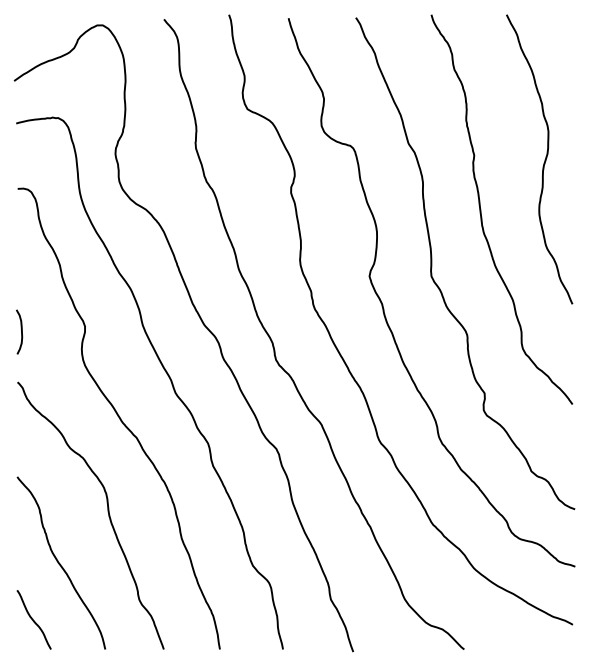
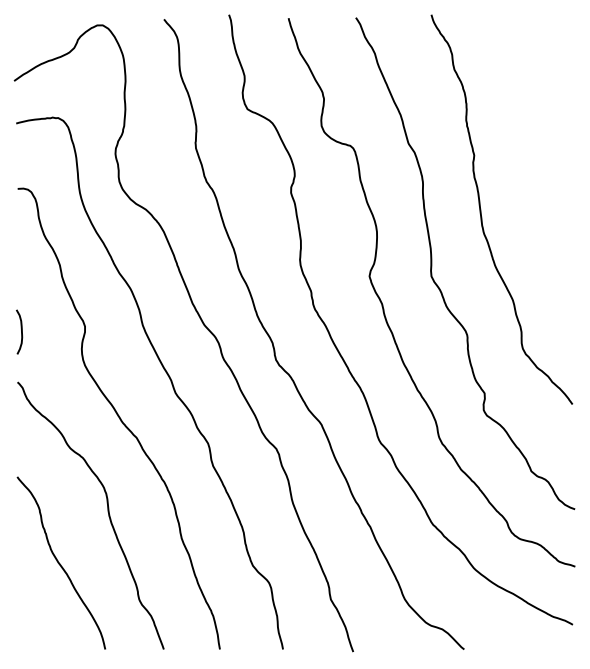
curve: present -> none (544, 159)
curve: present -> none (33, 619)
